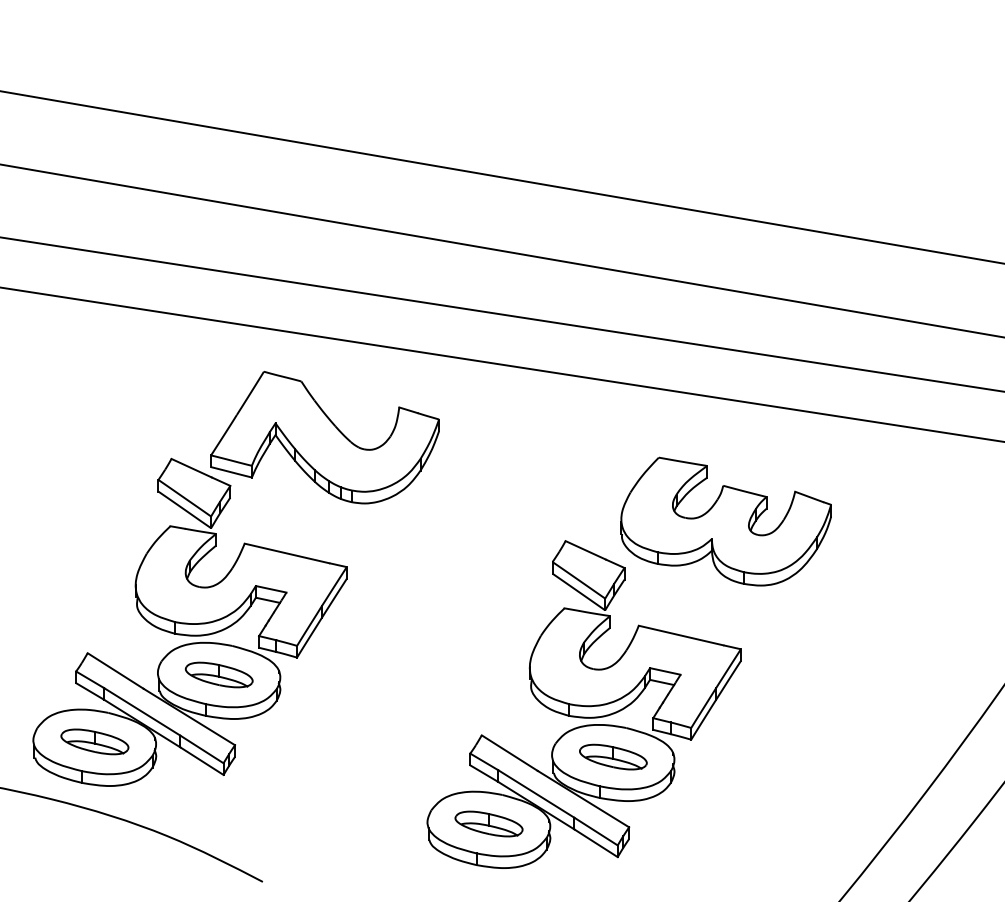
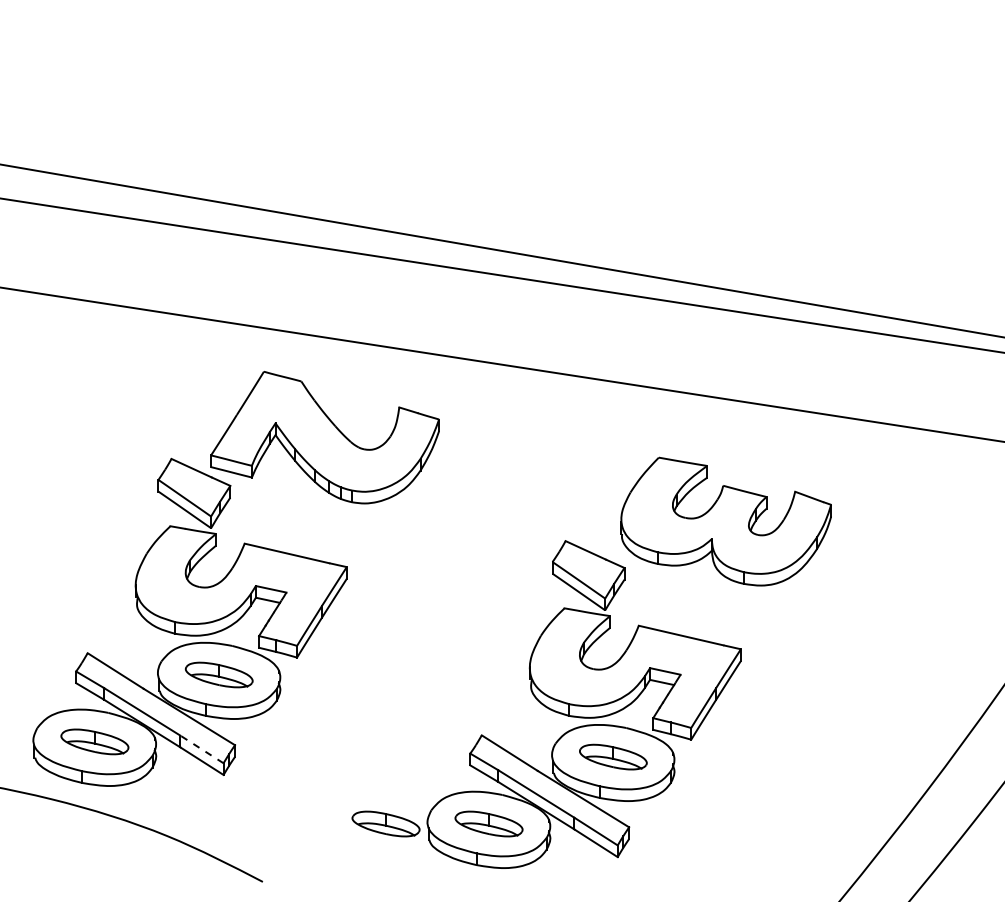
line: present -> none (501, 177)
line position: (501, 314) -> (501, 275) (501, 275)
line: solid -> dashed (201, 749)
part: none -> present (385, 823)
